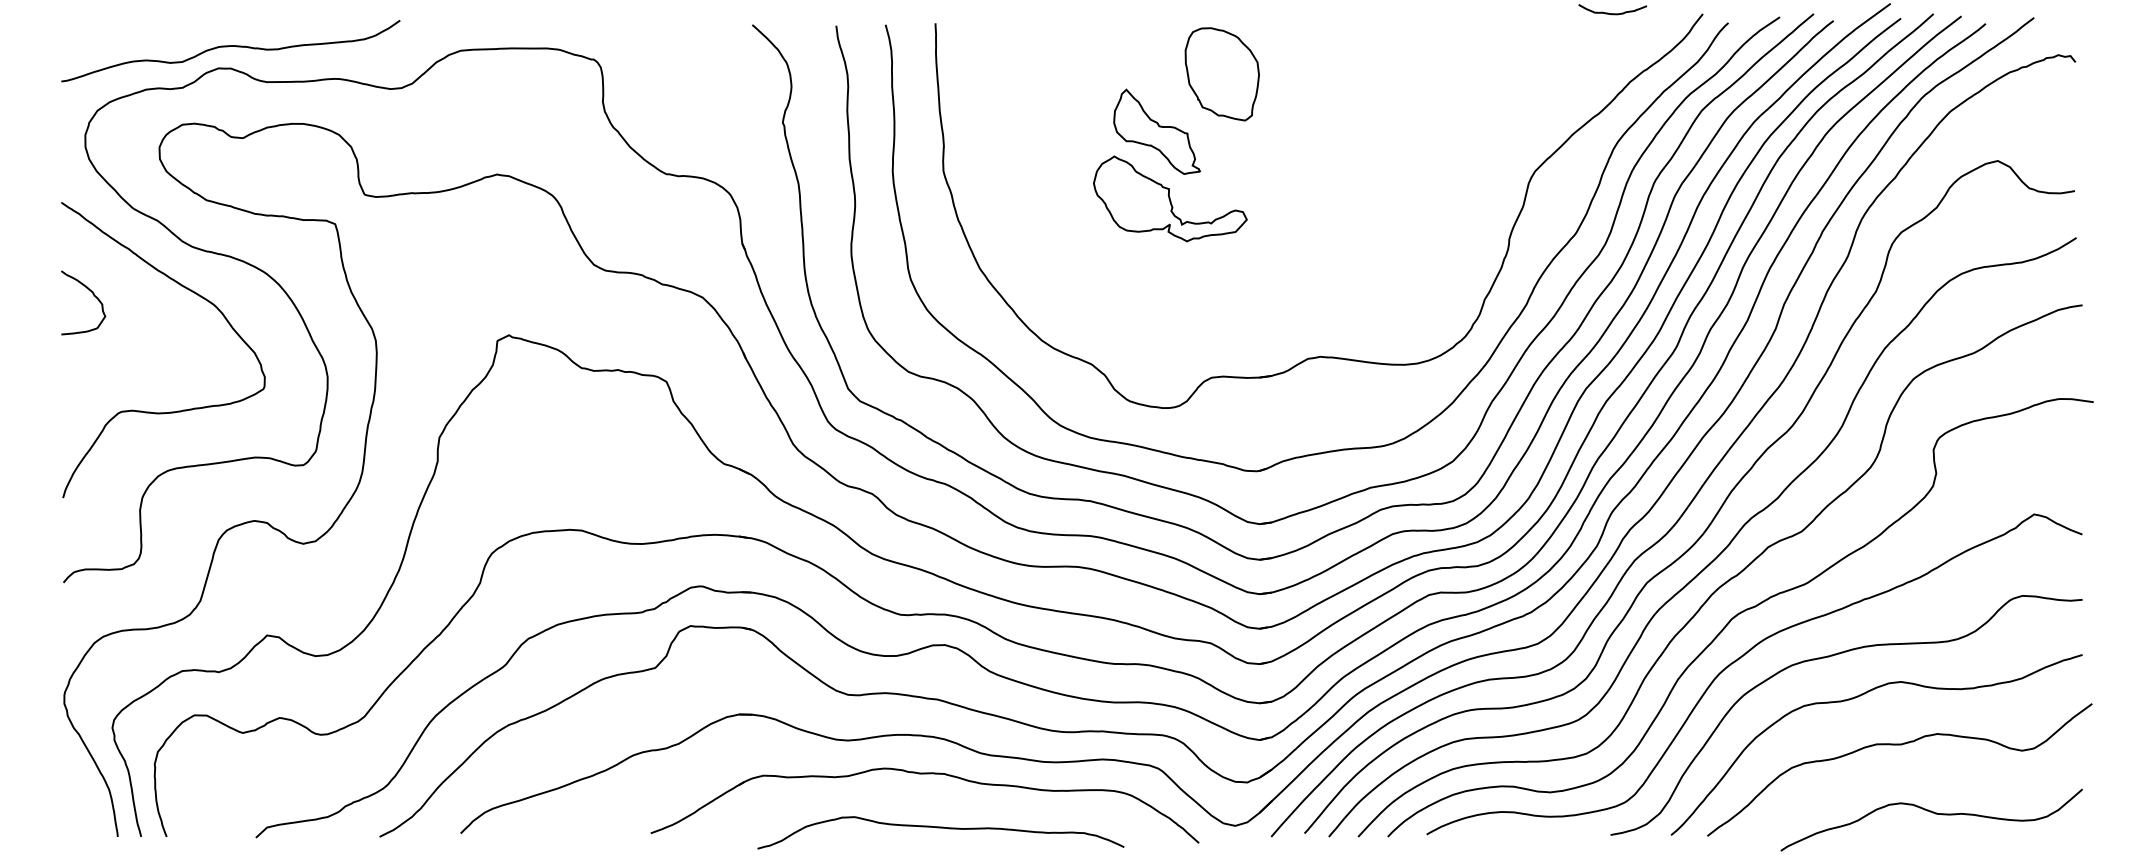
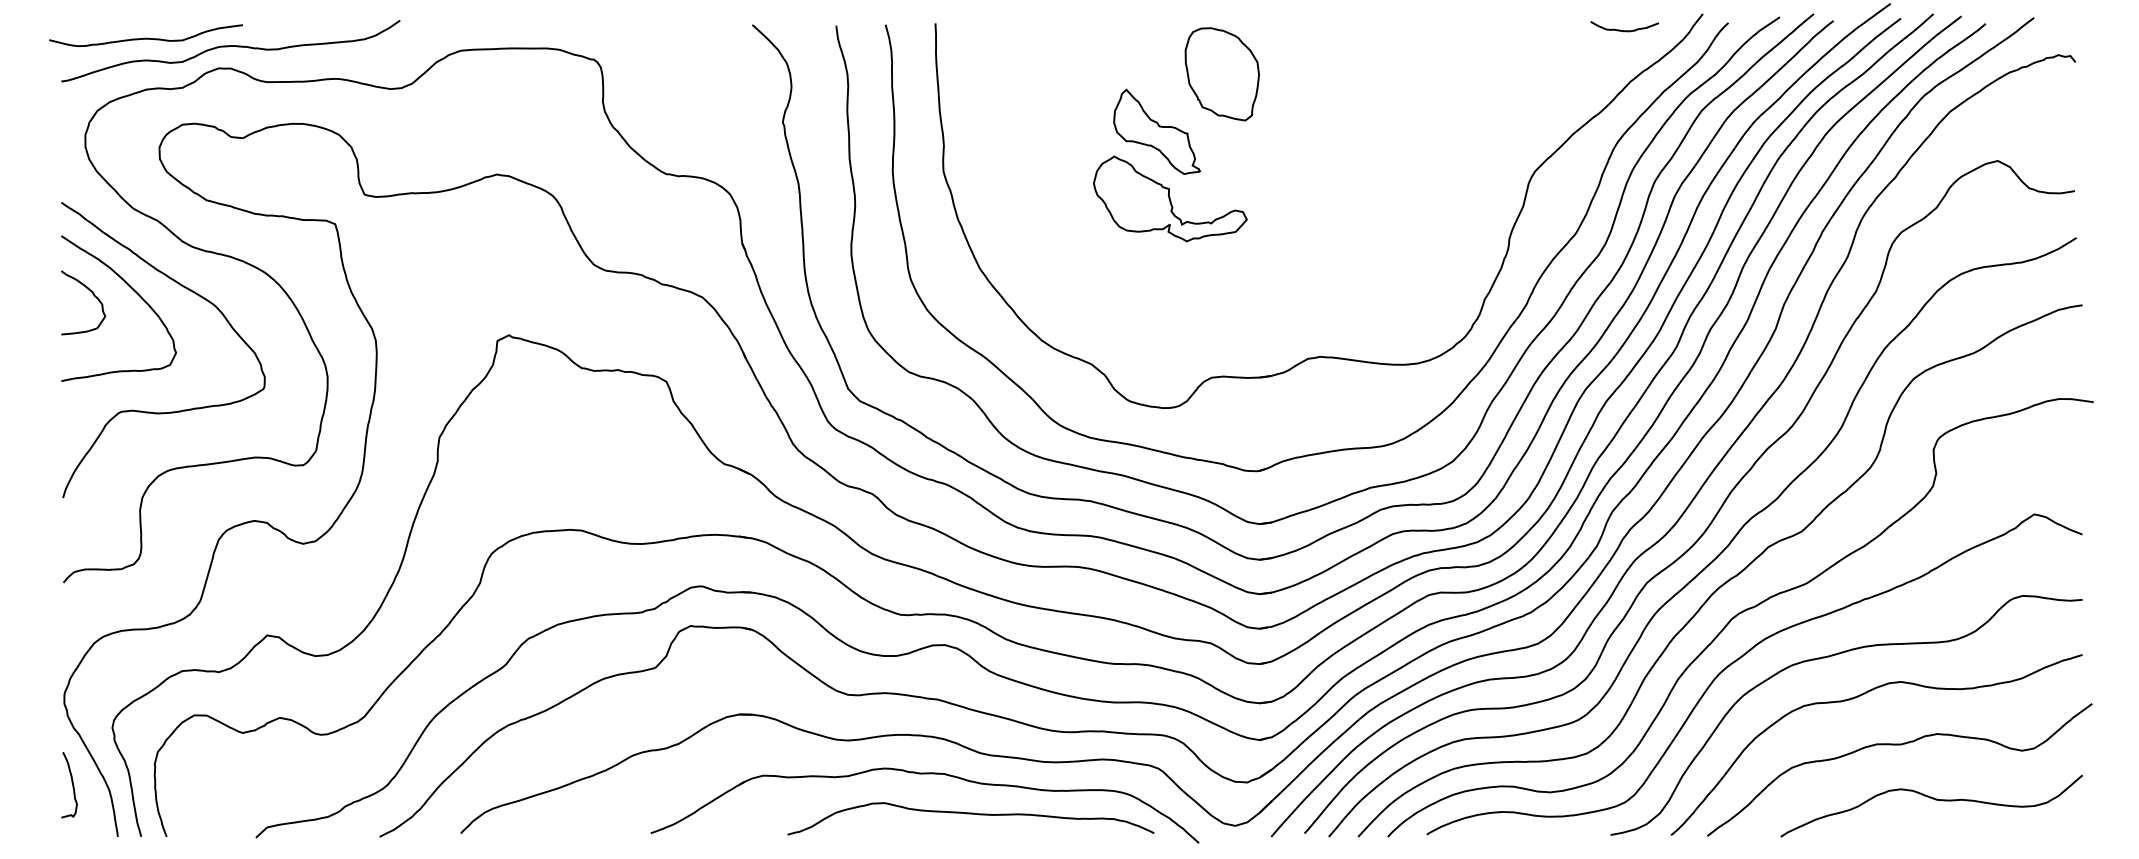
curve position: (1612, 13) -> (1624, 30) (1624, 30)
curve: none -> present (145, 37)
curve: none -> present (132, 290)
curve: none -> present (72, 785)
curve position: (1932, 813) -> (1932, 799) (1932, 799)
curve position: (940, 828) -> (970, 814) (970, 814)
